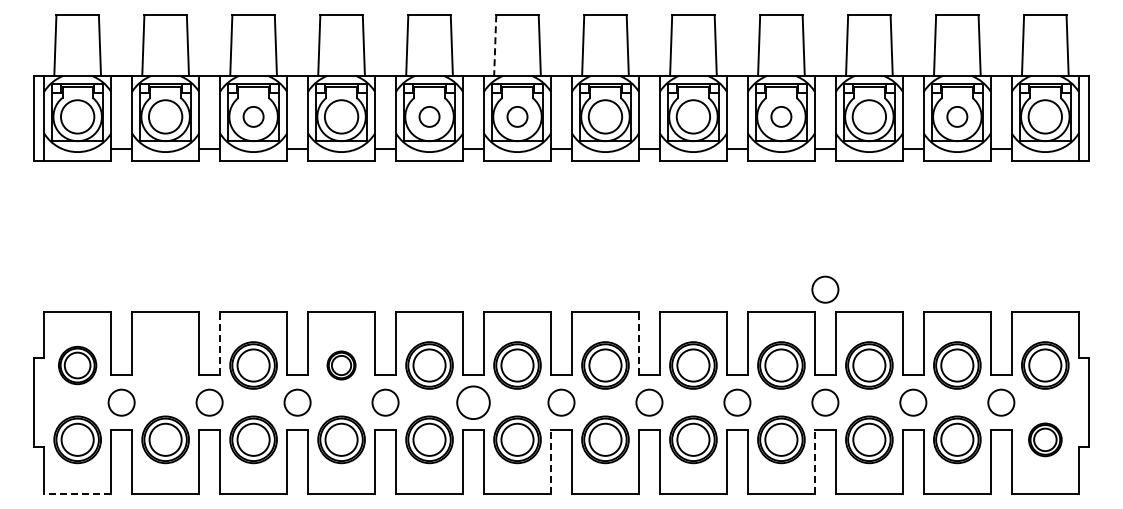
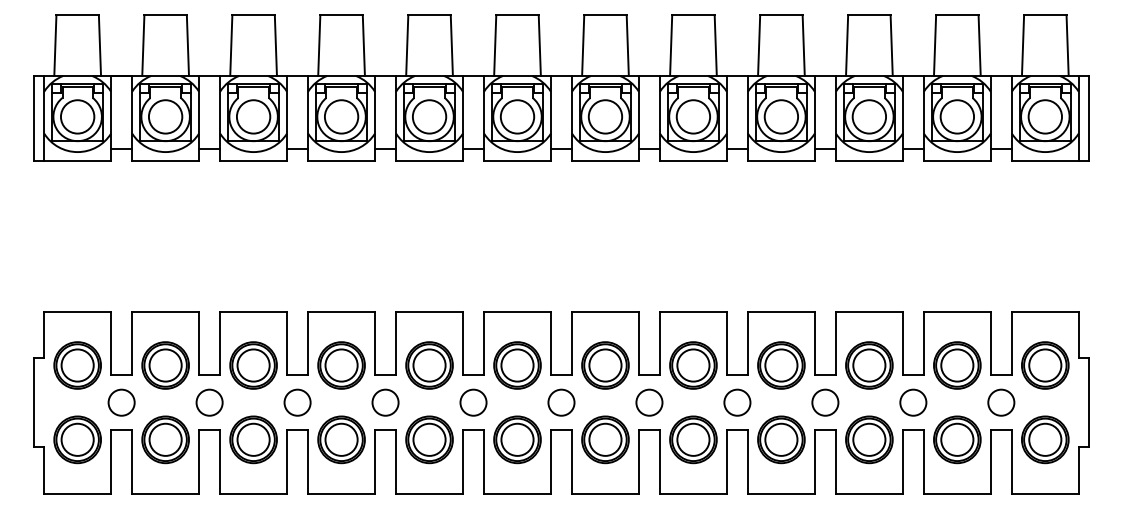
line: dashed -> solid (495, 46)
circle diameter: 20 px -> 33 px (253, 116)
circle diameter: 20 px -> 33 px (429, 116)
circle diameter: 20 px -> 33 px (517, 116)
circle diameter: 20 px -> 33 px (781, 116)
circle diameter: 20 px -> 33 px (957, 116)
circle: present -> none (825, 289)
line: dashed -> solid (220, 343)
line: dashed -> solid (638, 343)
part size: 40x40 px -> 49x49 px (77, 365)
part: none -> present (165, 365)
part size: 31x31 px -> 49x49 px (341, 365)
circle size: 35x35 px -> 29x29 px (473, 402)
part size: 35x36 px -> 49x50 px (1045, 439)
line: dashed -> solid (550, 461)
line: dashed -> solid (814, 461)
line: dashed -> solid (77, 493)
